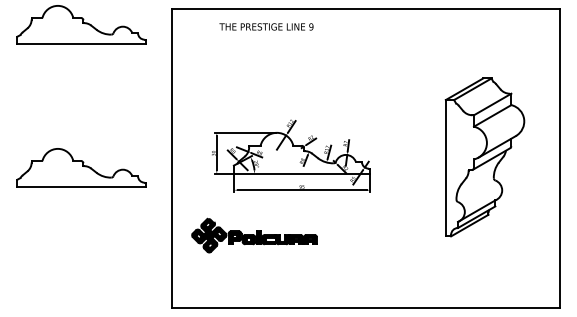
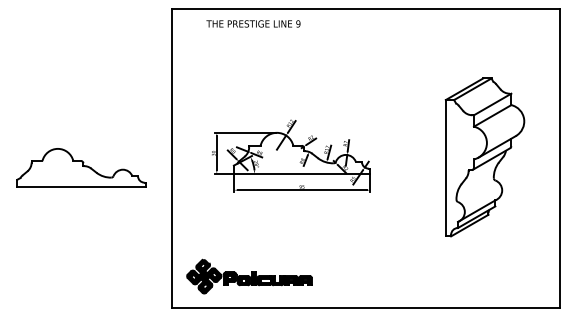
part: present -> none (81, 24)
text position: (266, 26) -> (253, 23) (253, 23)
part position: (254, 235) -> (249, 276) (249, 276)
